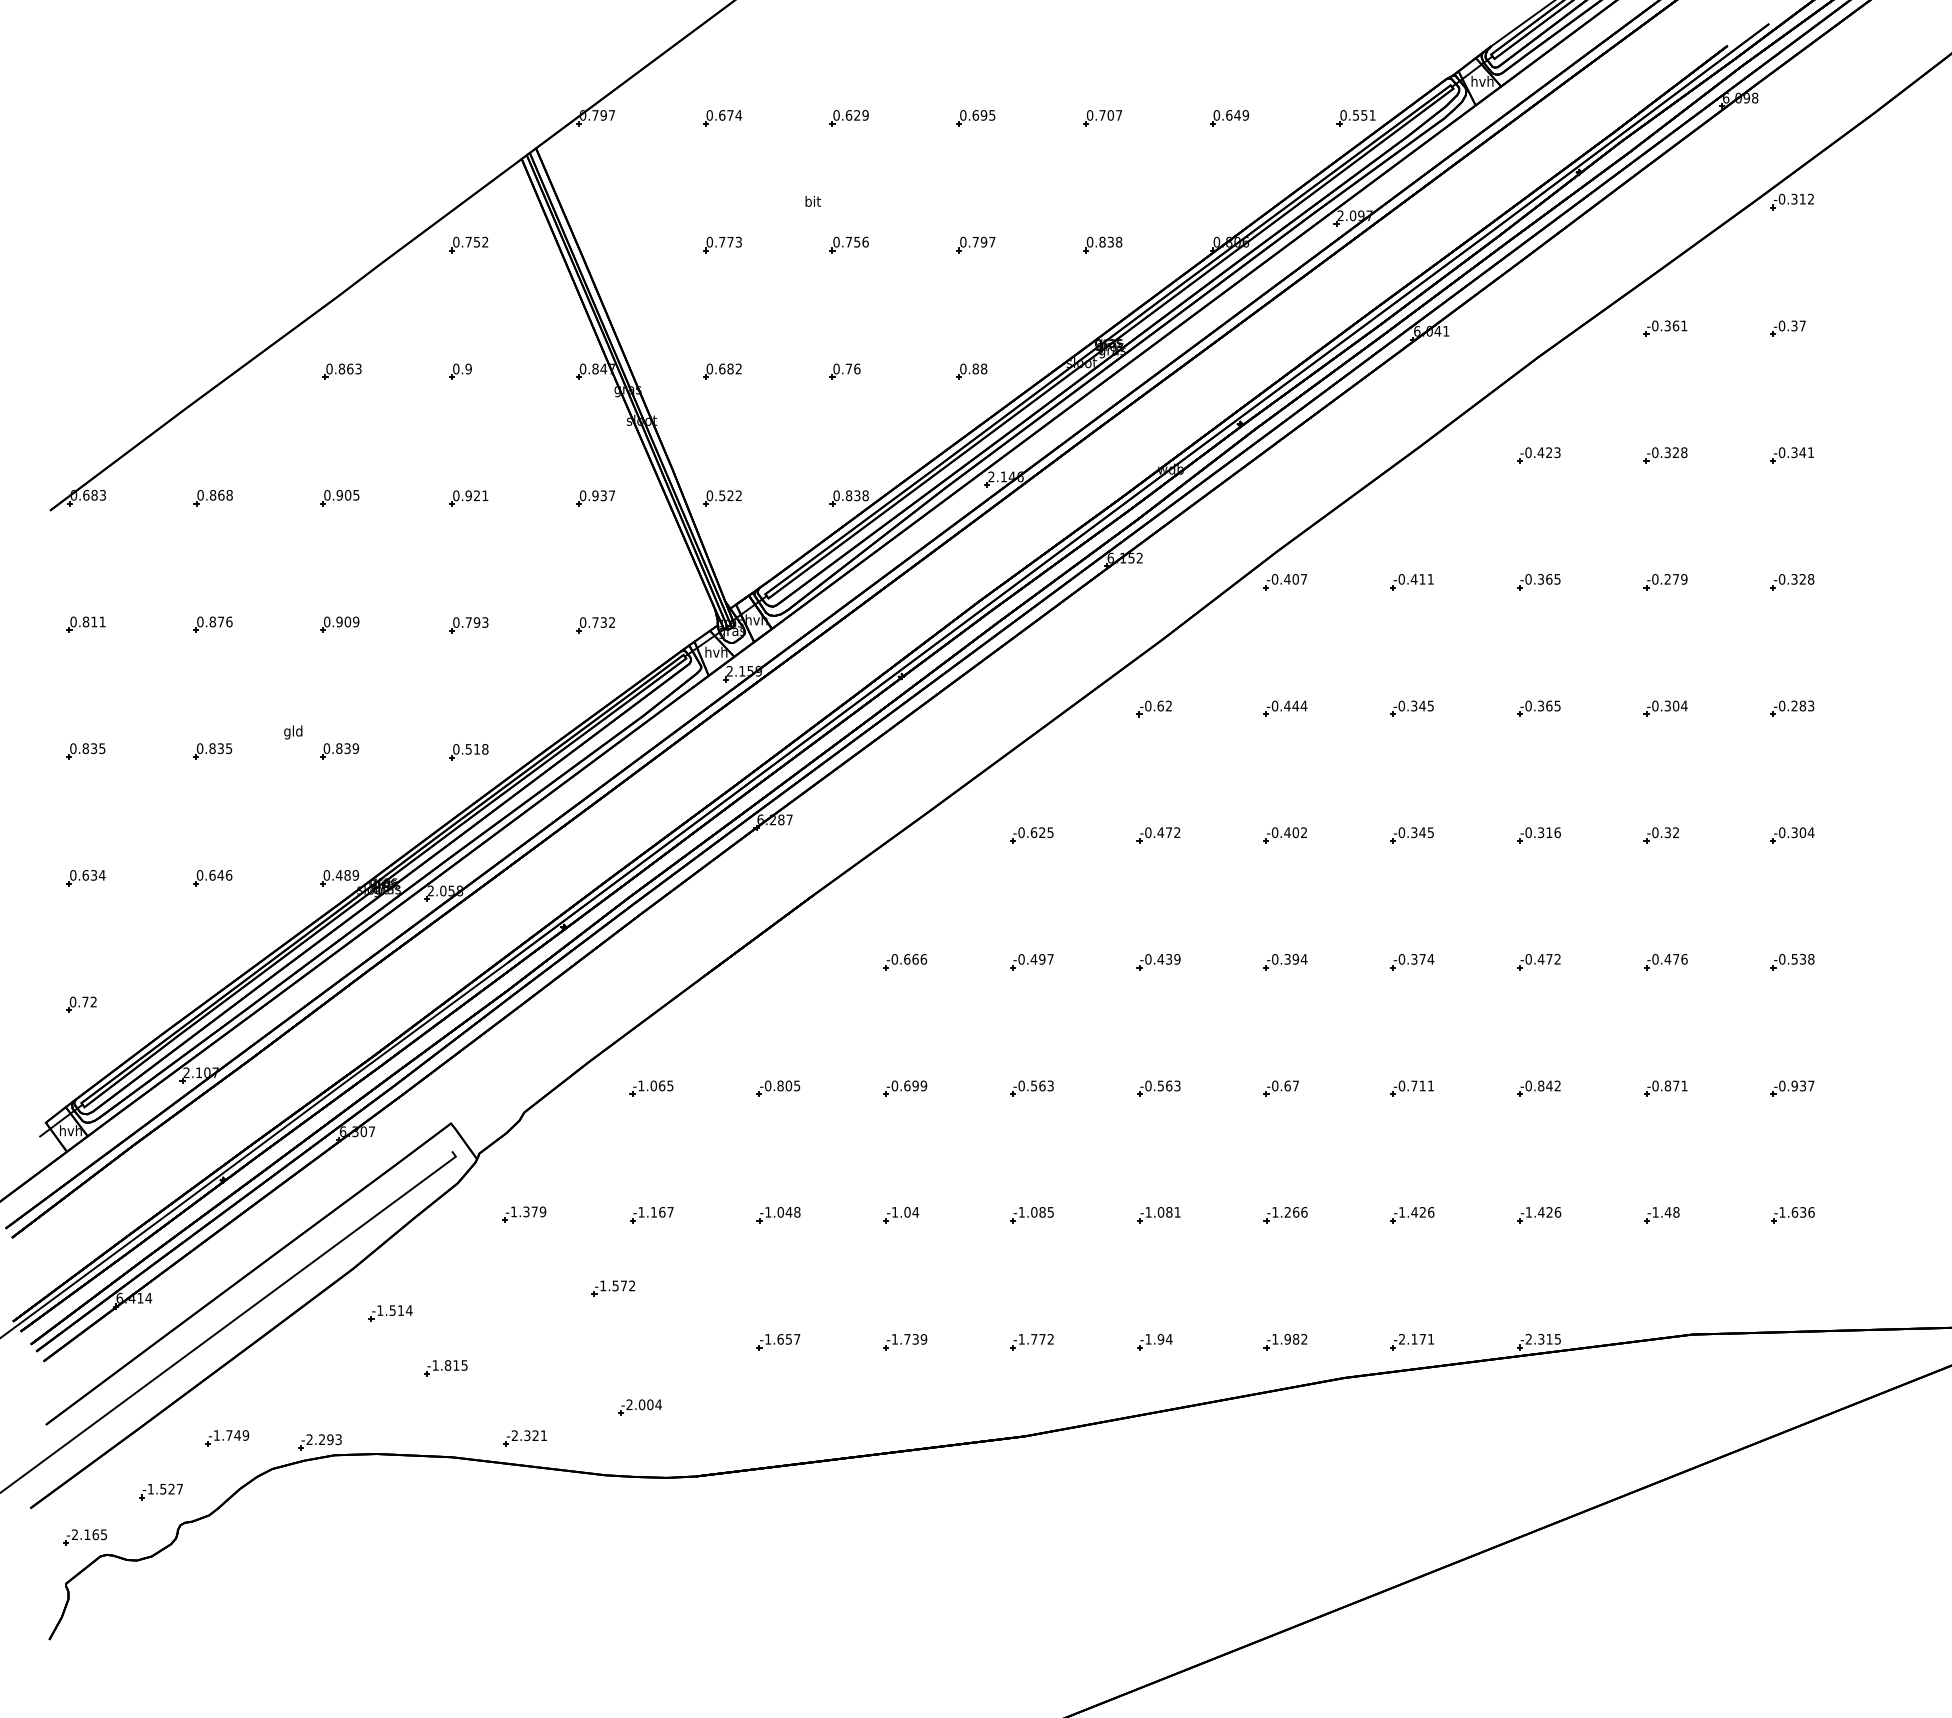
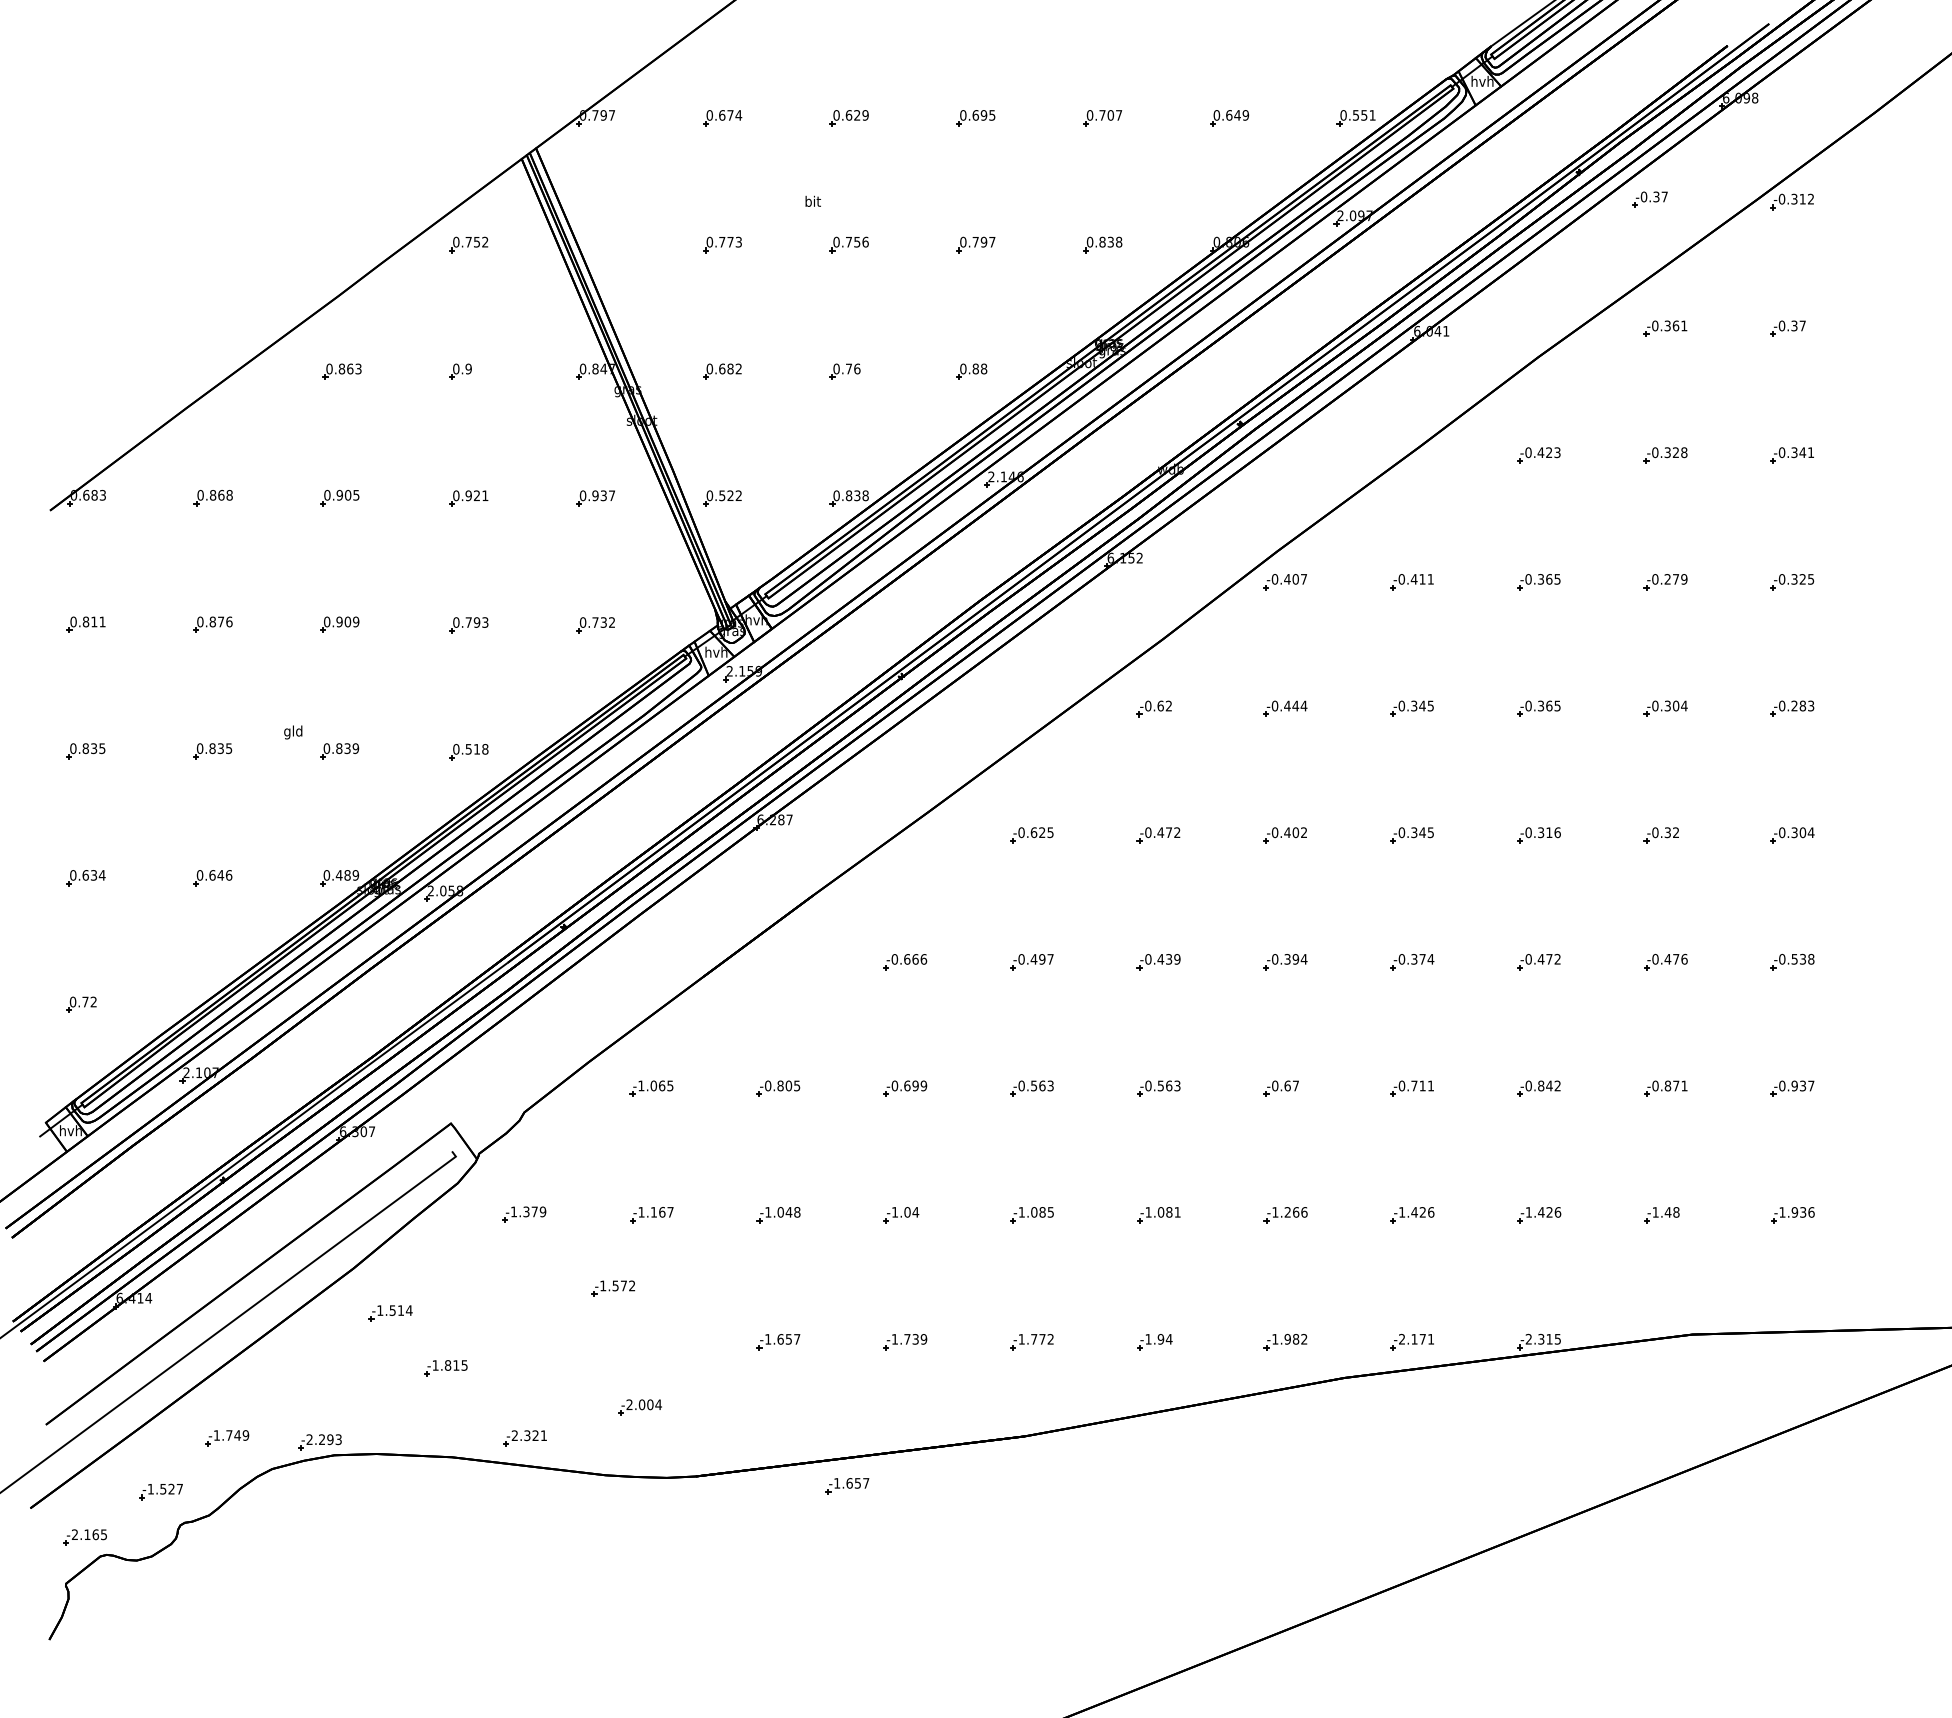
part: none -> present (1649, 199)
text: -0.328 -> -0.325 (1811, 579)
text: -1.636 -> -1.936 (1794, 1212)
part: none -> present (847, 1486)
